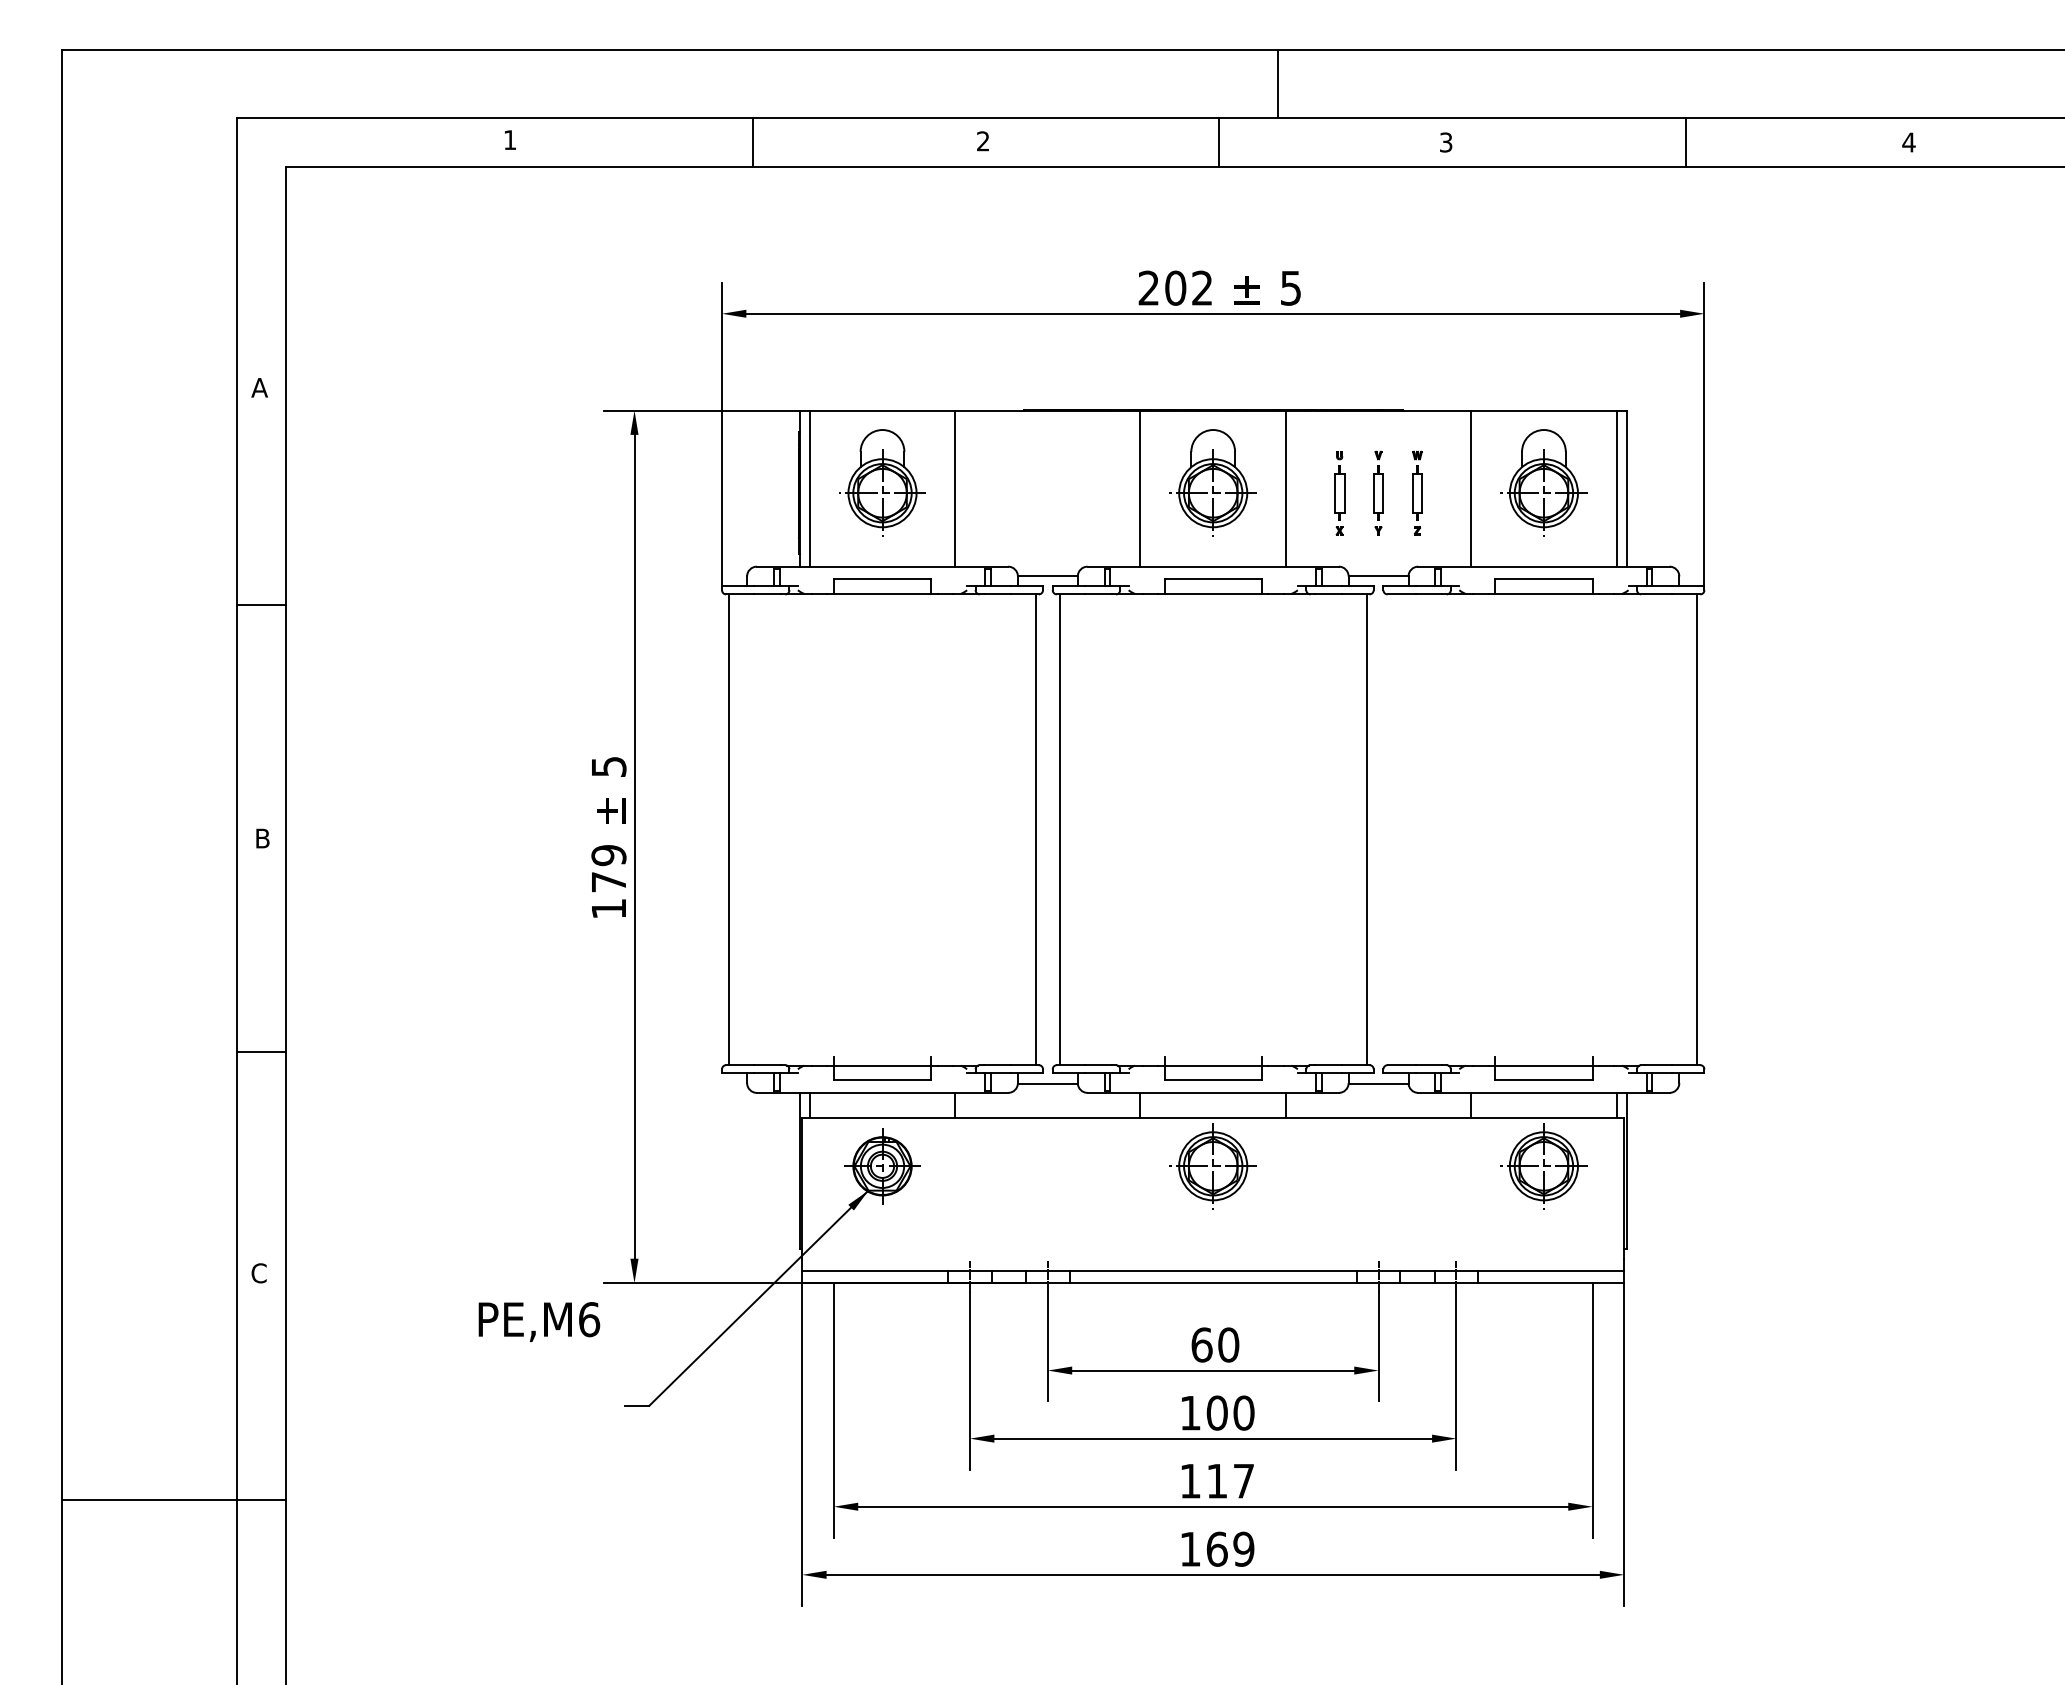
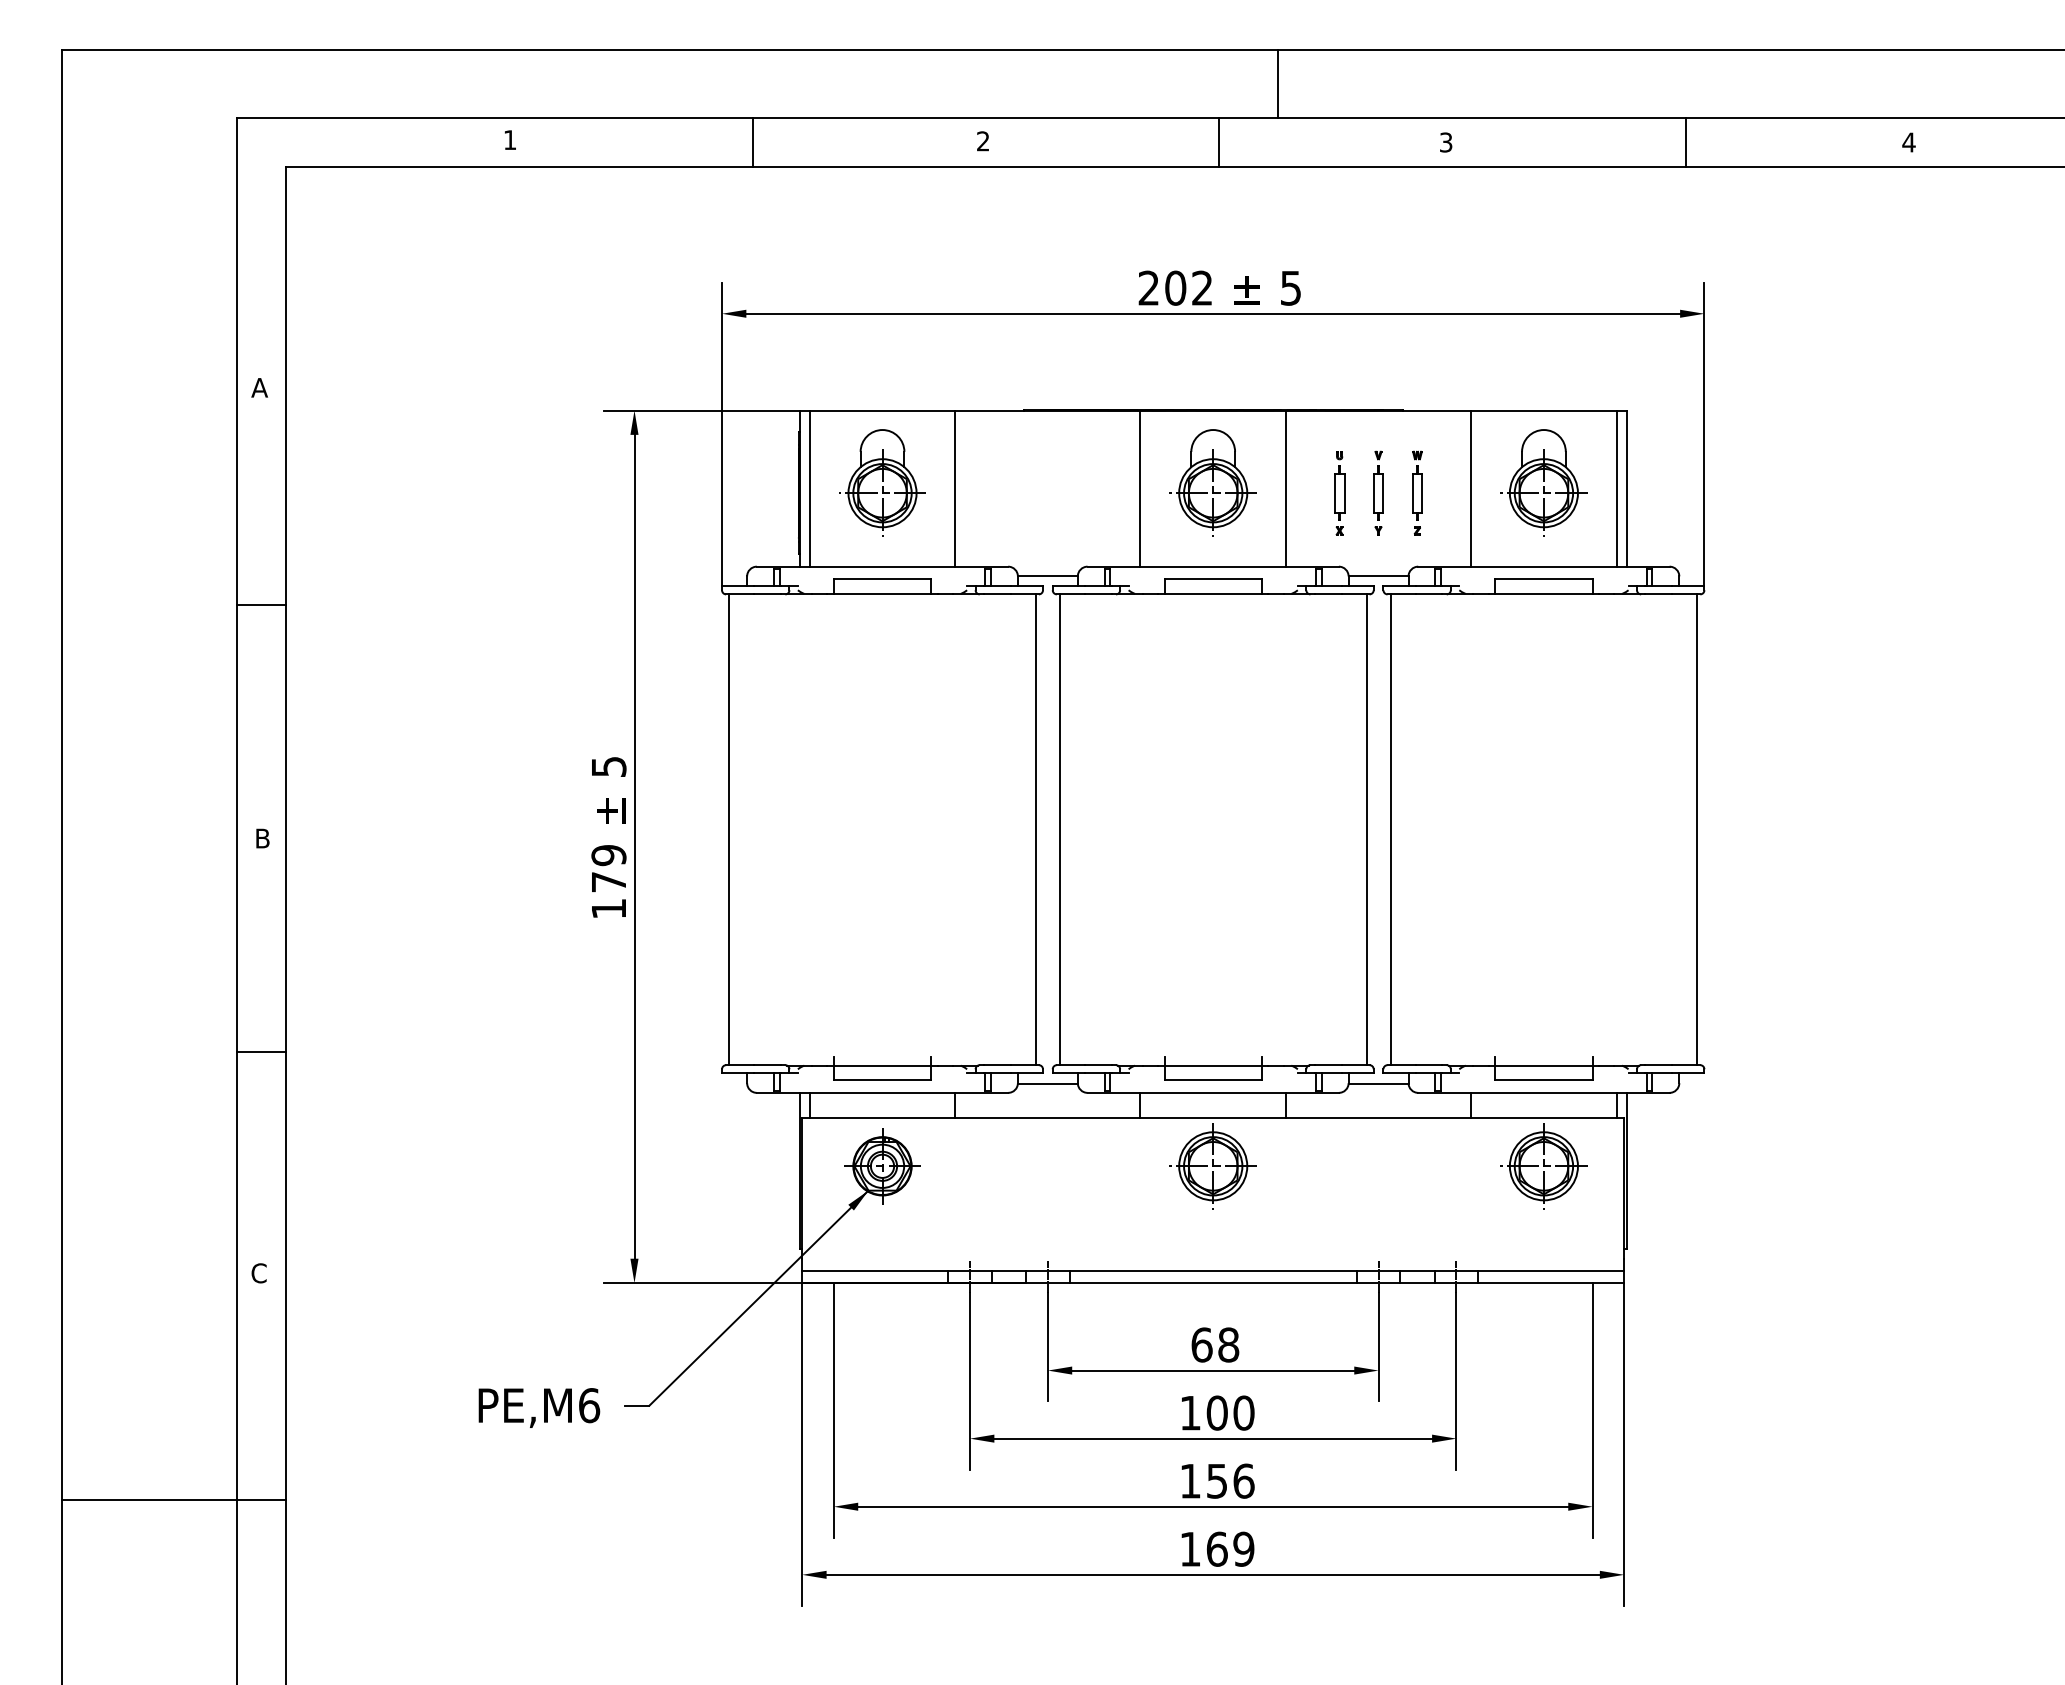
line: none -> present (1390, 829)
text position: (539, 1321) -> (539, 1407) (539, 1407)
text: 60 -> 68 (1228, 1344)
text: 117 -> 156 (1230, 1480)
